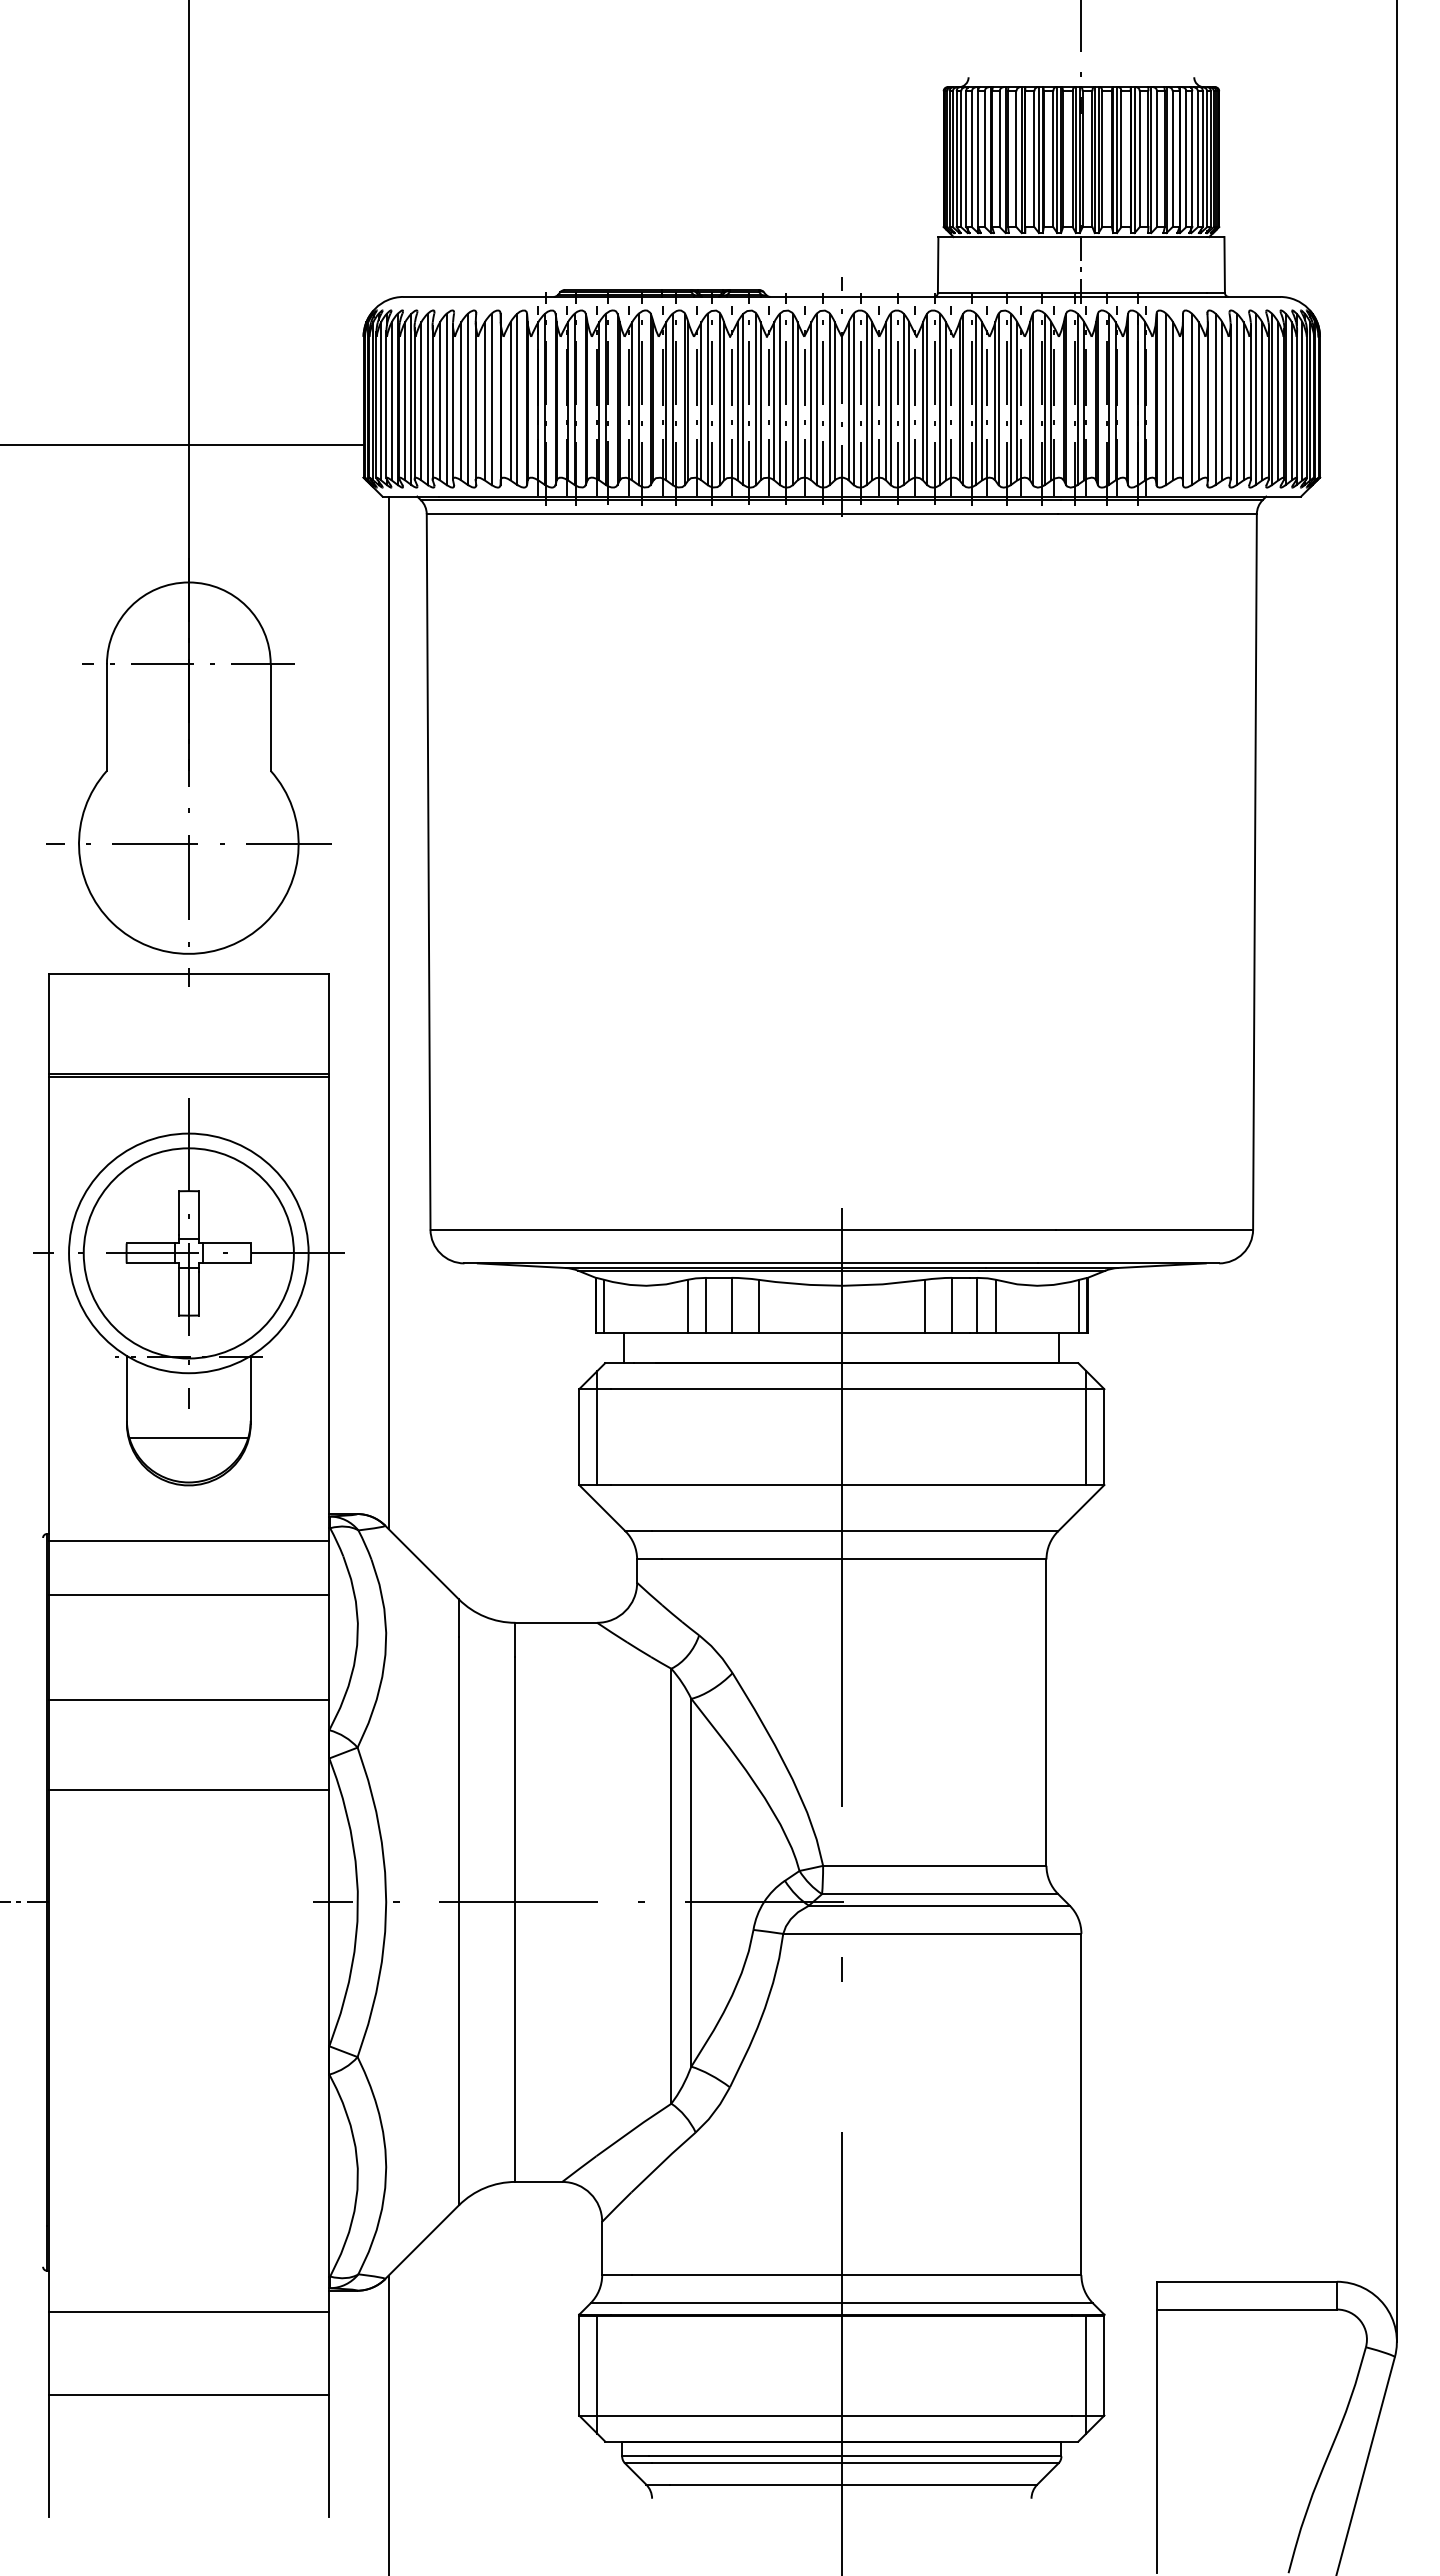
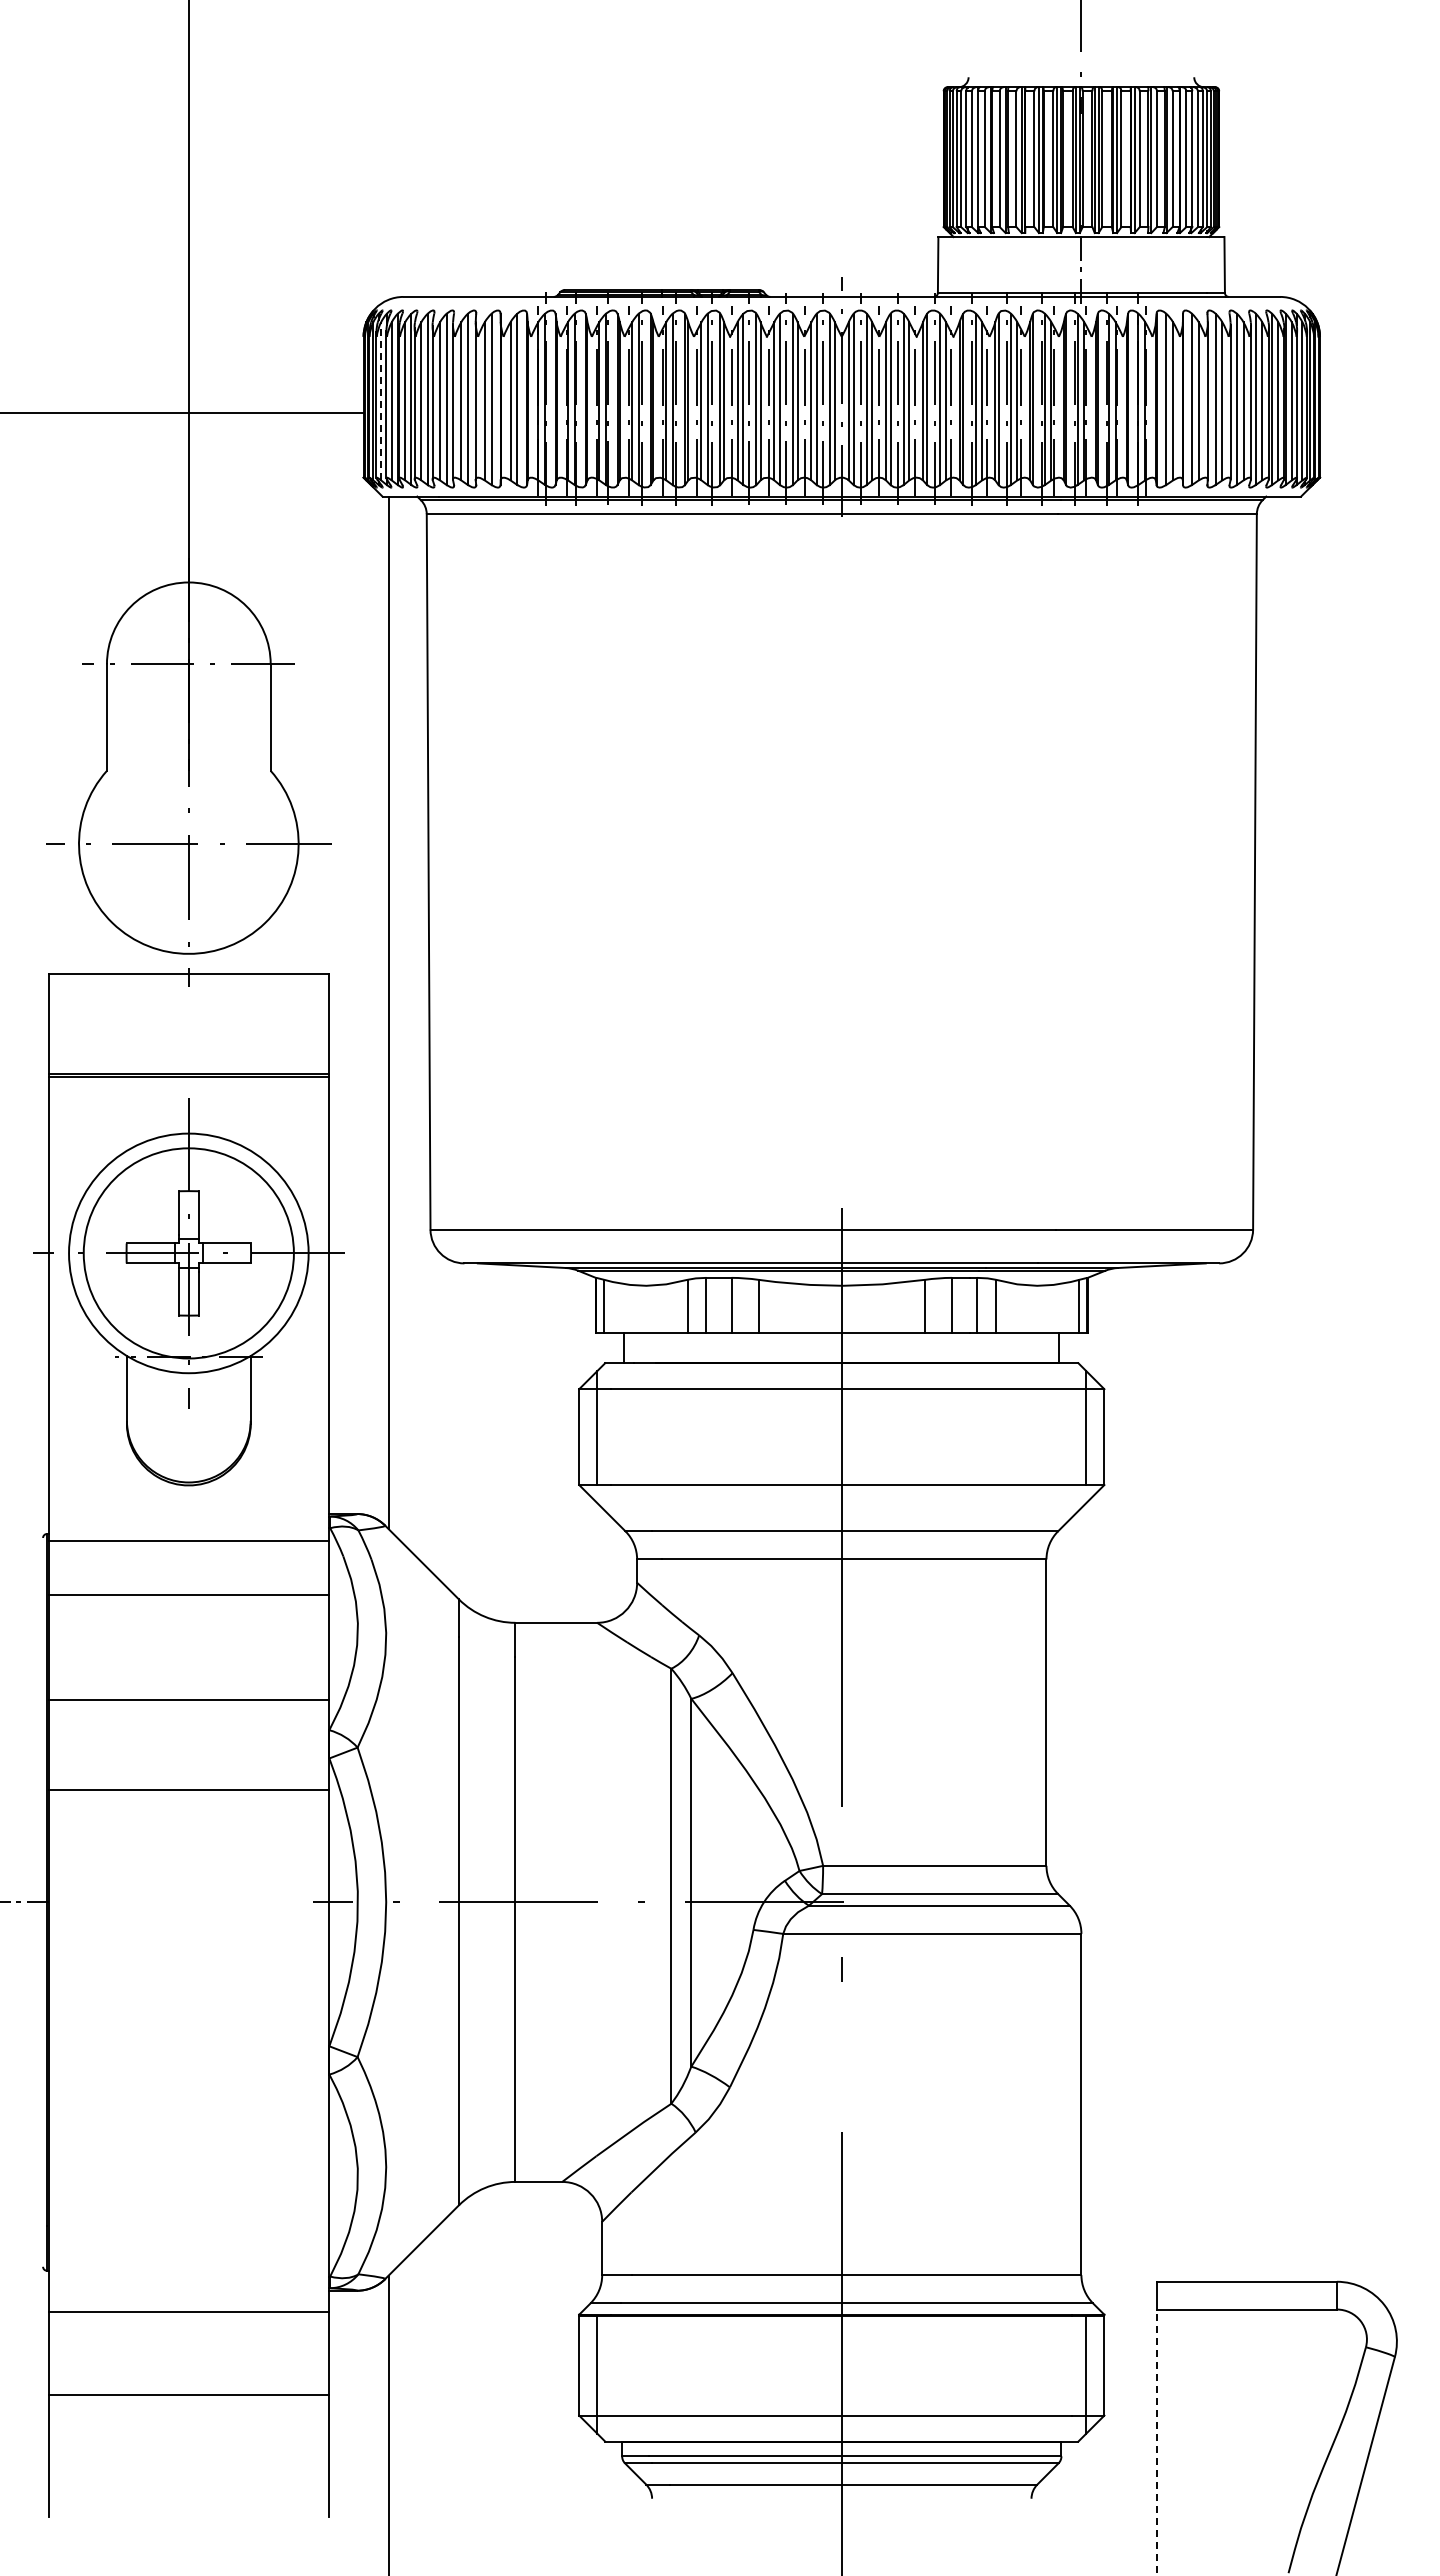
line: solid -> dashed (381, 400)
line position: (182, 444) -> (182, 412) (182, 412)
line: present -> none (1396, 1171)
line: present -> none (188, 1437)
line: solid -> dashed (1157, 2441)
